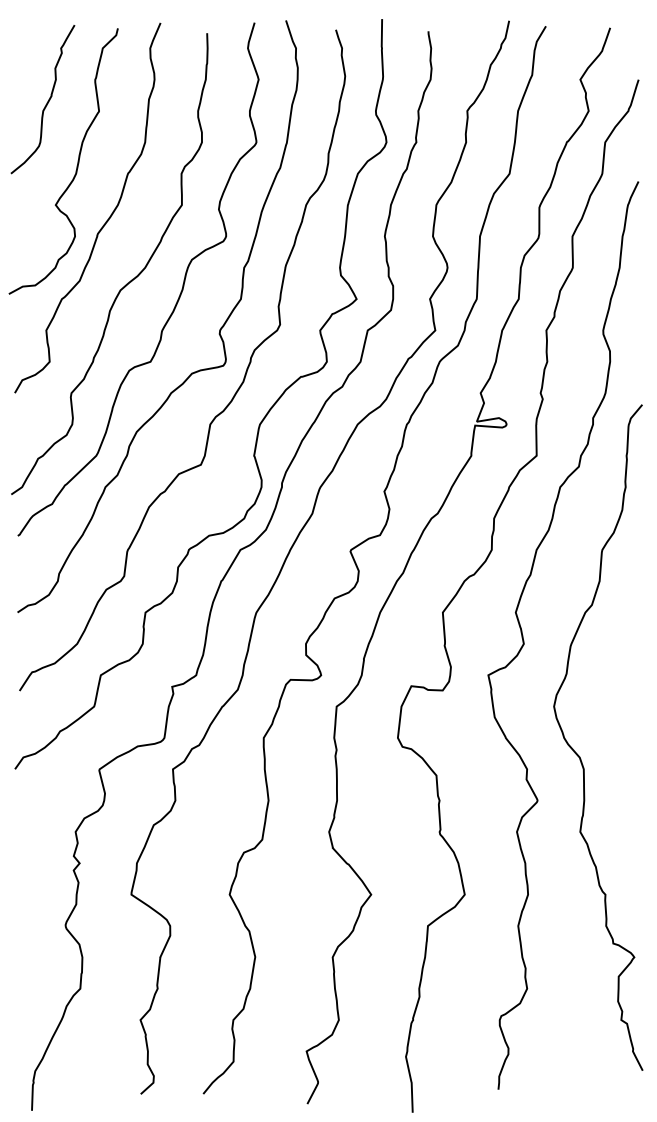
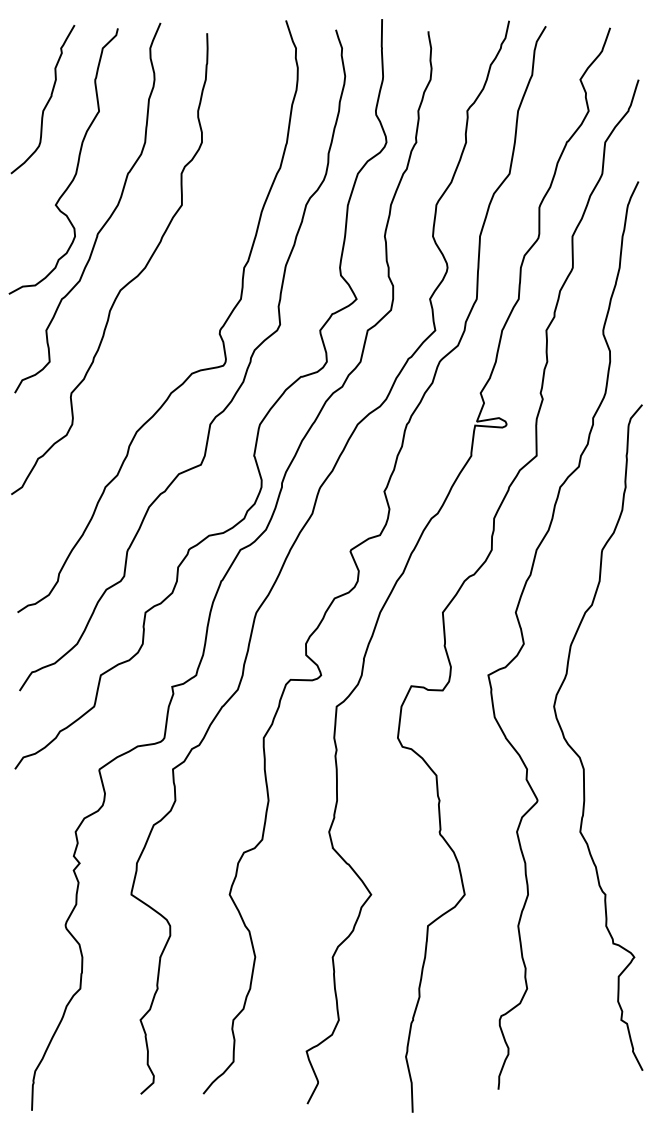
curve: present -> none (178, 296)
